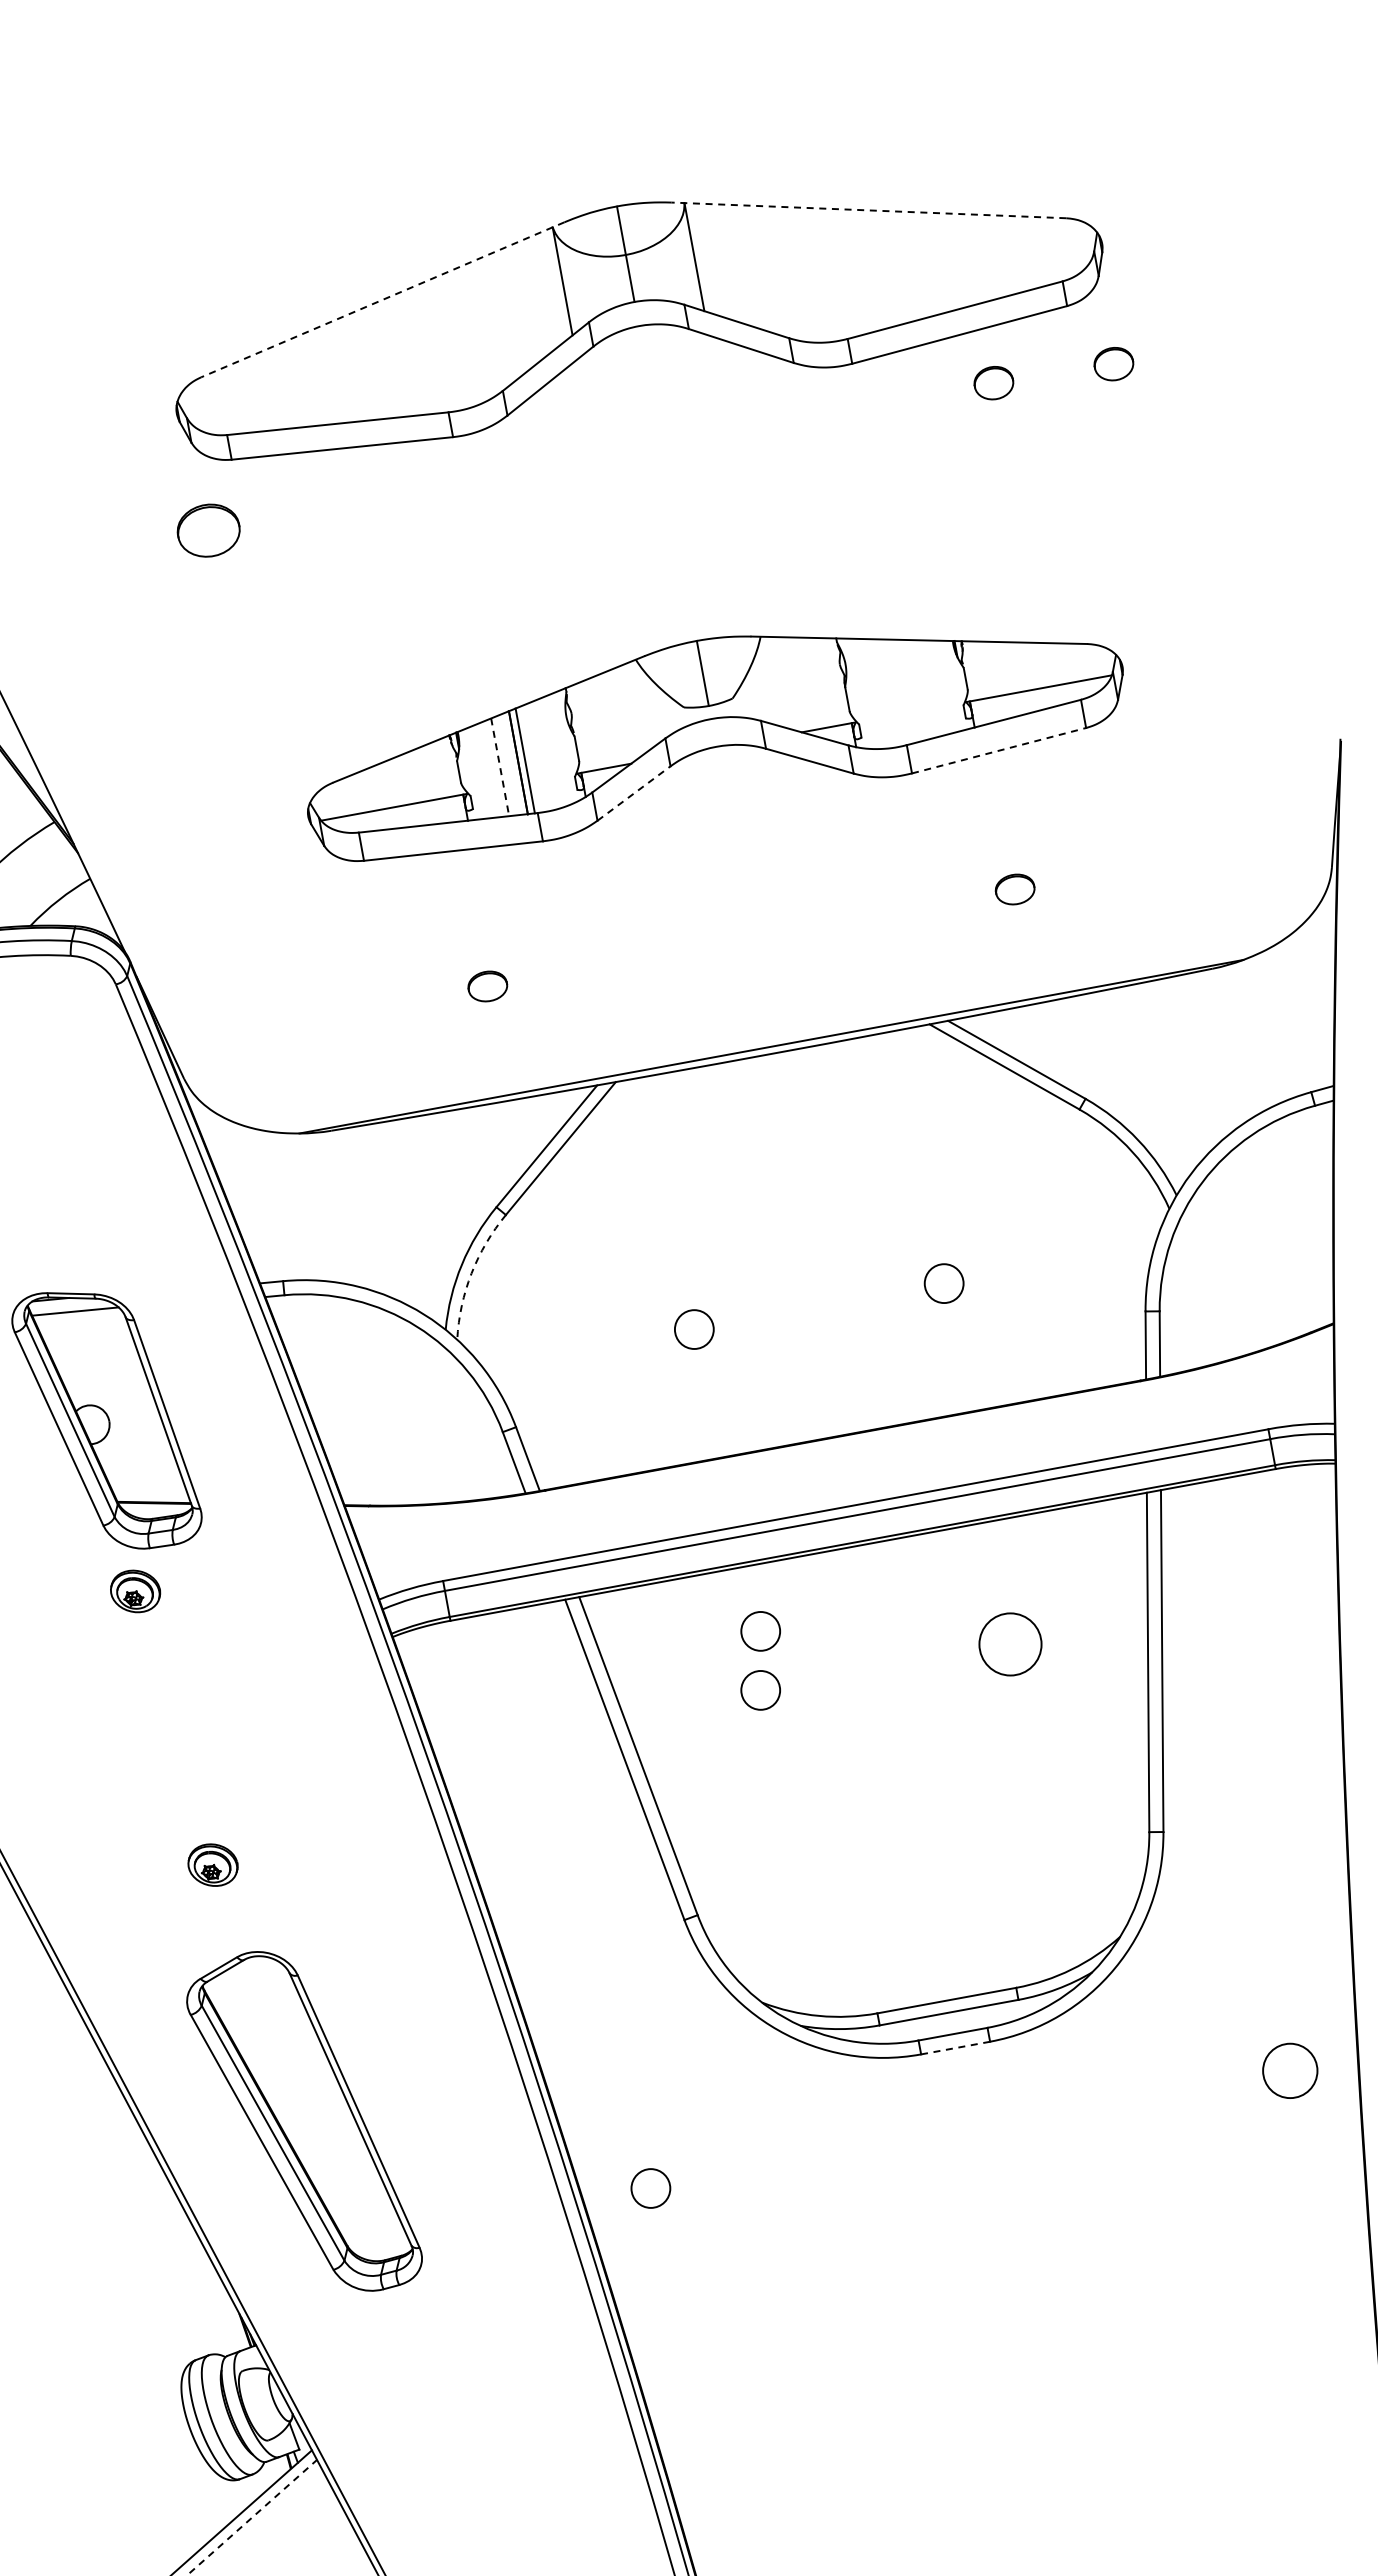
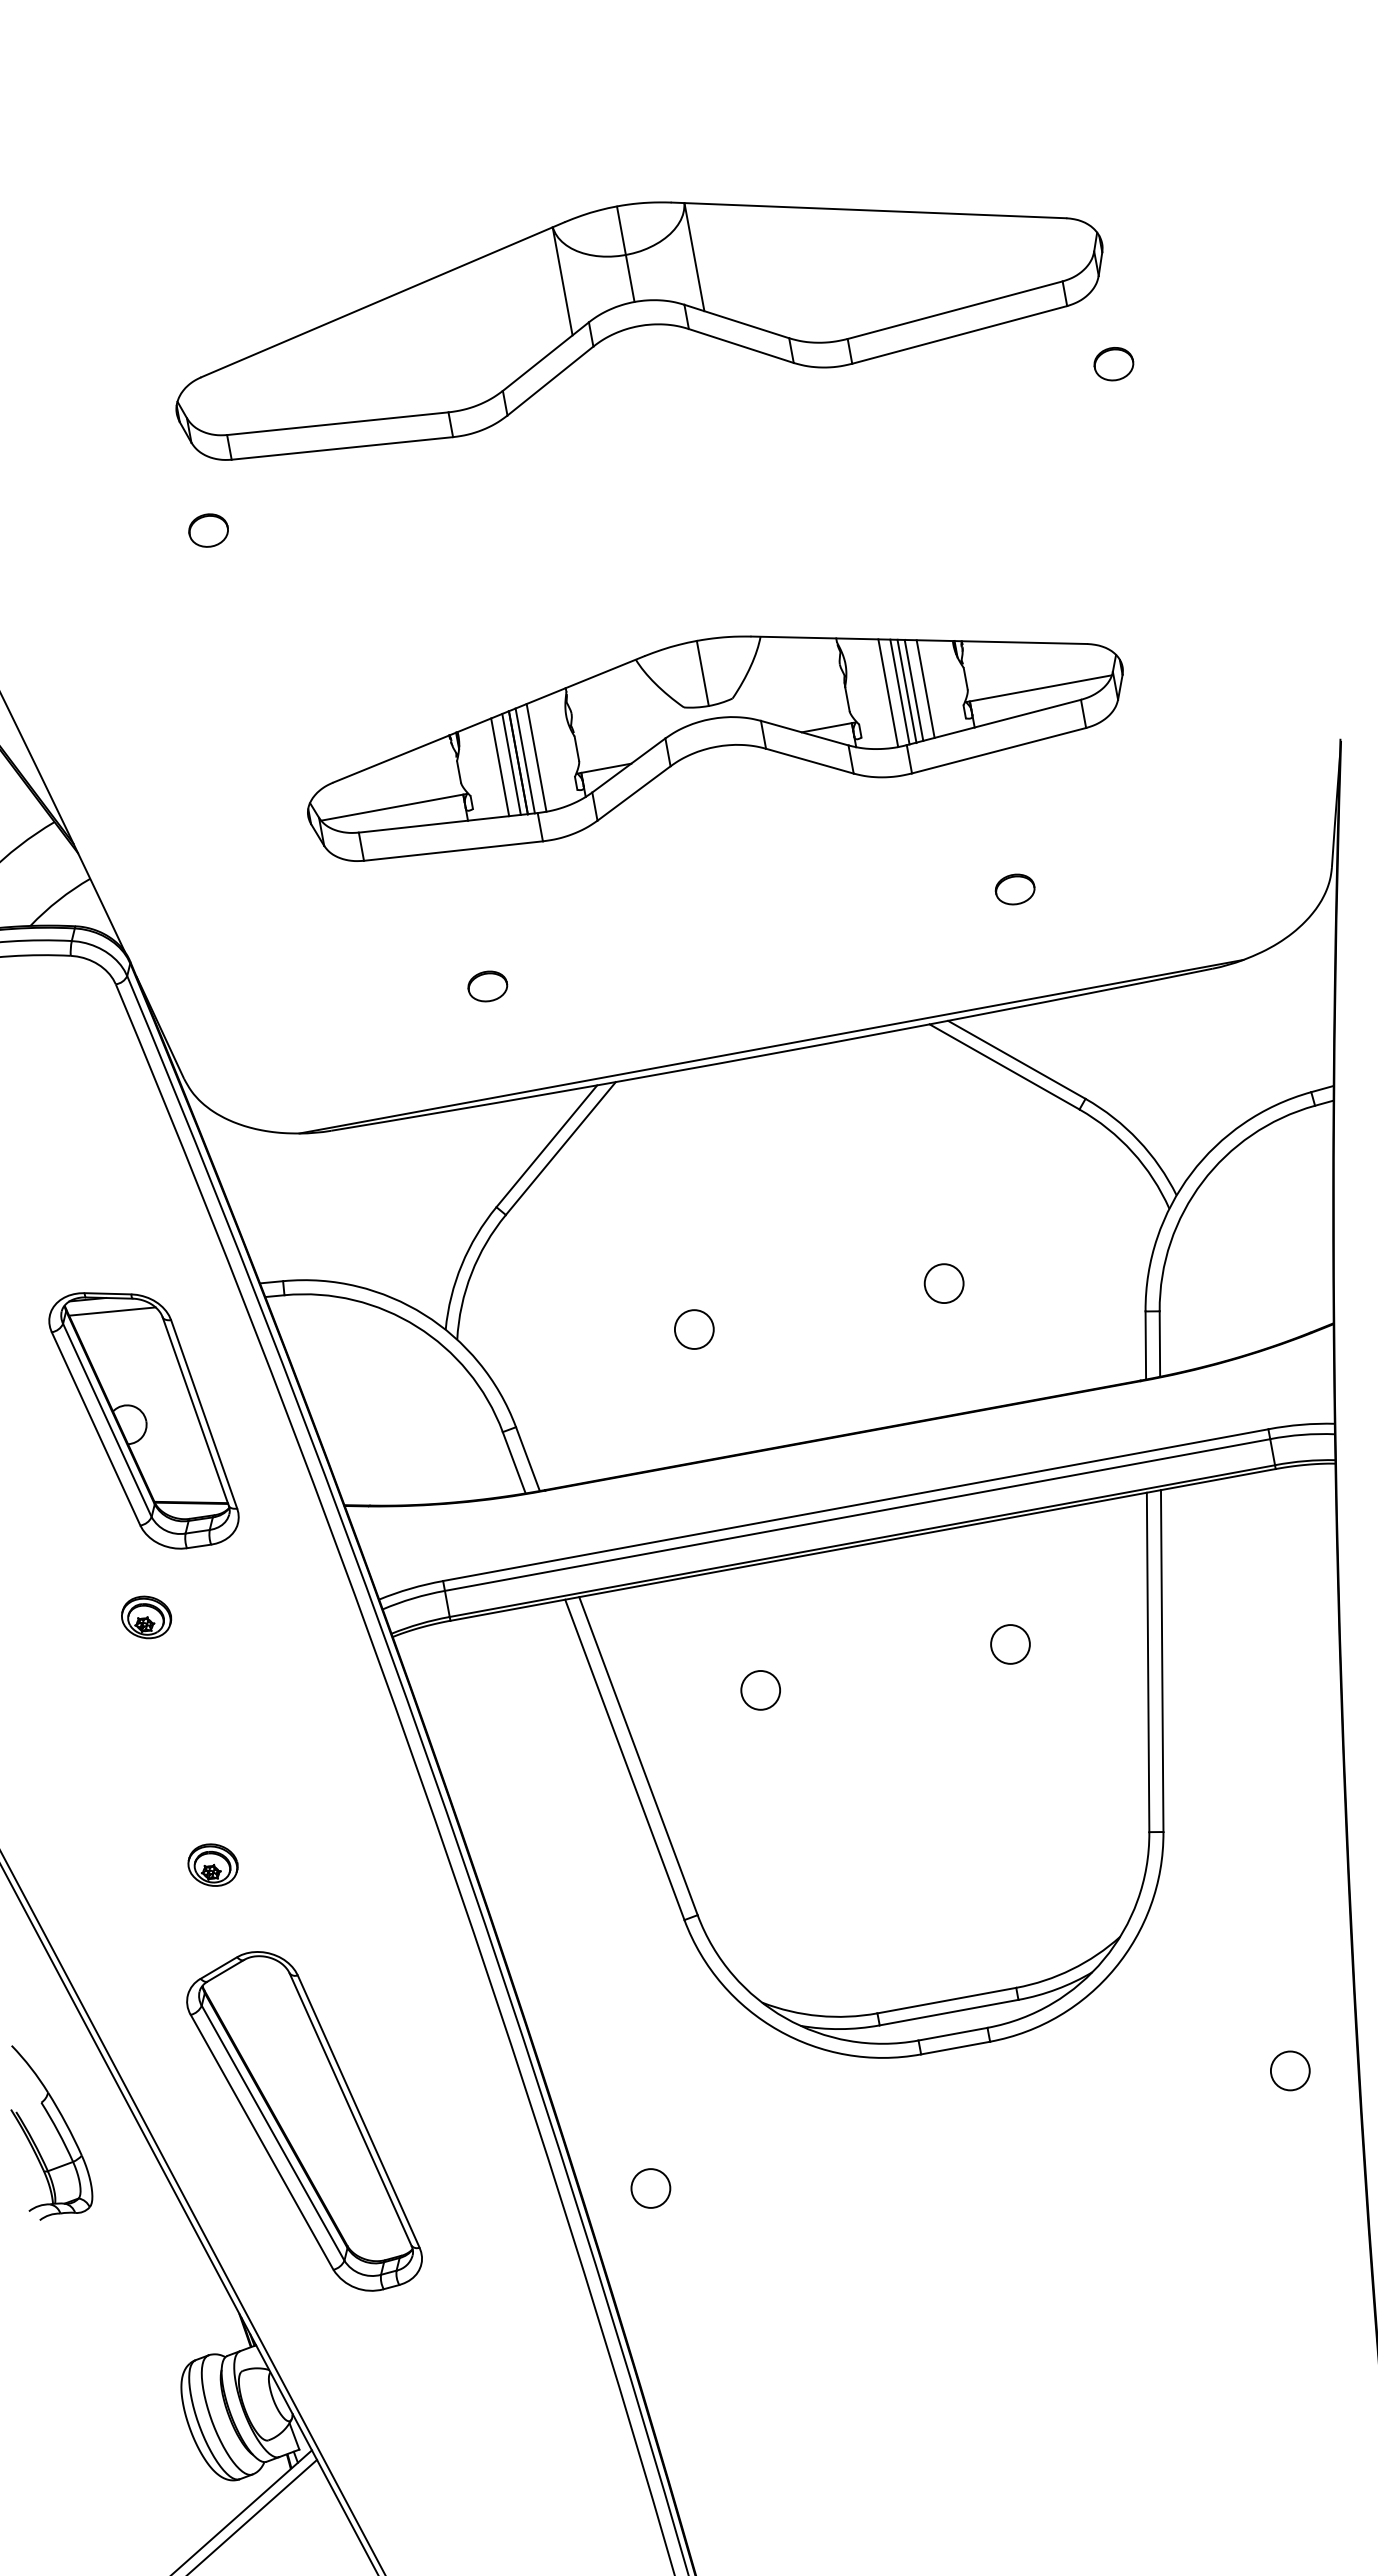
line: dashed -> solid (868, 210)
line: dashed -> solid (382, 299)
part: present -> none (993, 383)
part size: 65x55 px -> 41x35 px (208, 530)
line: none -> present (925, 688)
line: none -> present (913, 689)
line: none -> present (899, 691)
line: none -> present (906, 691)
line: none -> present (888, 693)
line: dashed -> solid (999, 750)
line: none -> present (536, 757)
line: none -> present (511, 763)
line: dashed -> solid (500, 767)
line: dashed -> solid (634, 793)
arc: dashed -> solid (471, 1273)
part position: (106, 1420) -> (143, 1420) (143, 1420)
part position: (135, 1591) -> (146, 1617) (146, 1617)
circle: present -> none (760, 1631)
circle diameter: 62 px -> 39 px (1010, 1644)
line: dashed -> solid (955, 2048)
circle size: 57x57 px -> 41x42 px (1290, 2070)
part: none -> present (51, 2132)
line: dashed -> solid (252, 2517)
